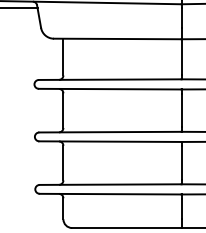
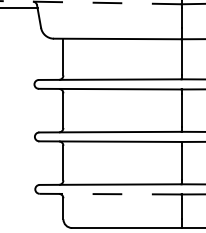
line: solid -> dashed (90, 2)
line: solid -> dashed (110, 194)
